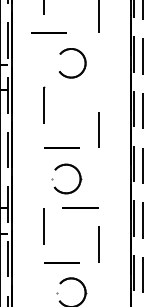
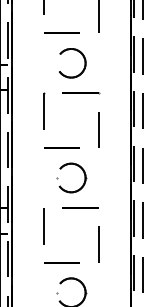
line position: (48, 32) -> (61, 32) (61, 32)
line: none -> present (81, 93)
line position: (44, 104) -> (44, 110) (44, 110)
part position: (72, 167) -> (77, 166) (77, 166)
